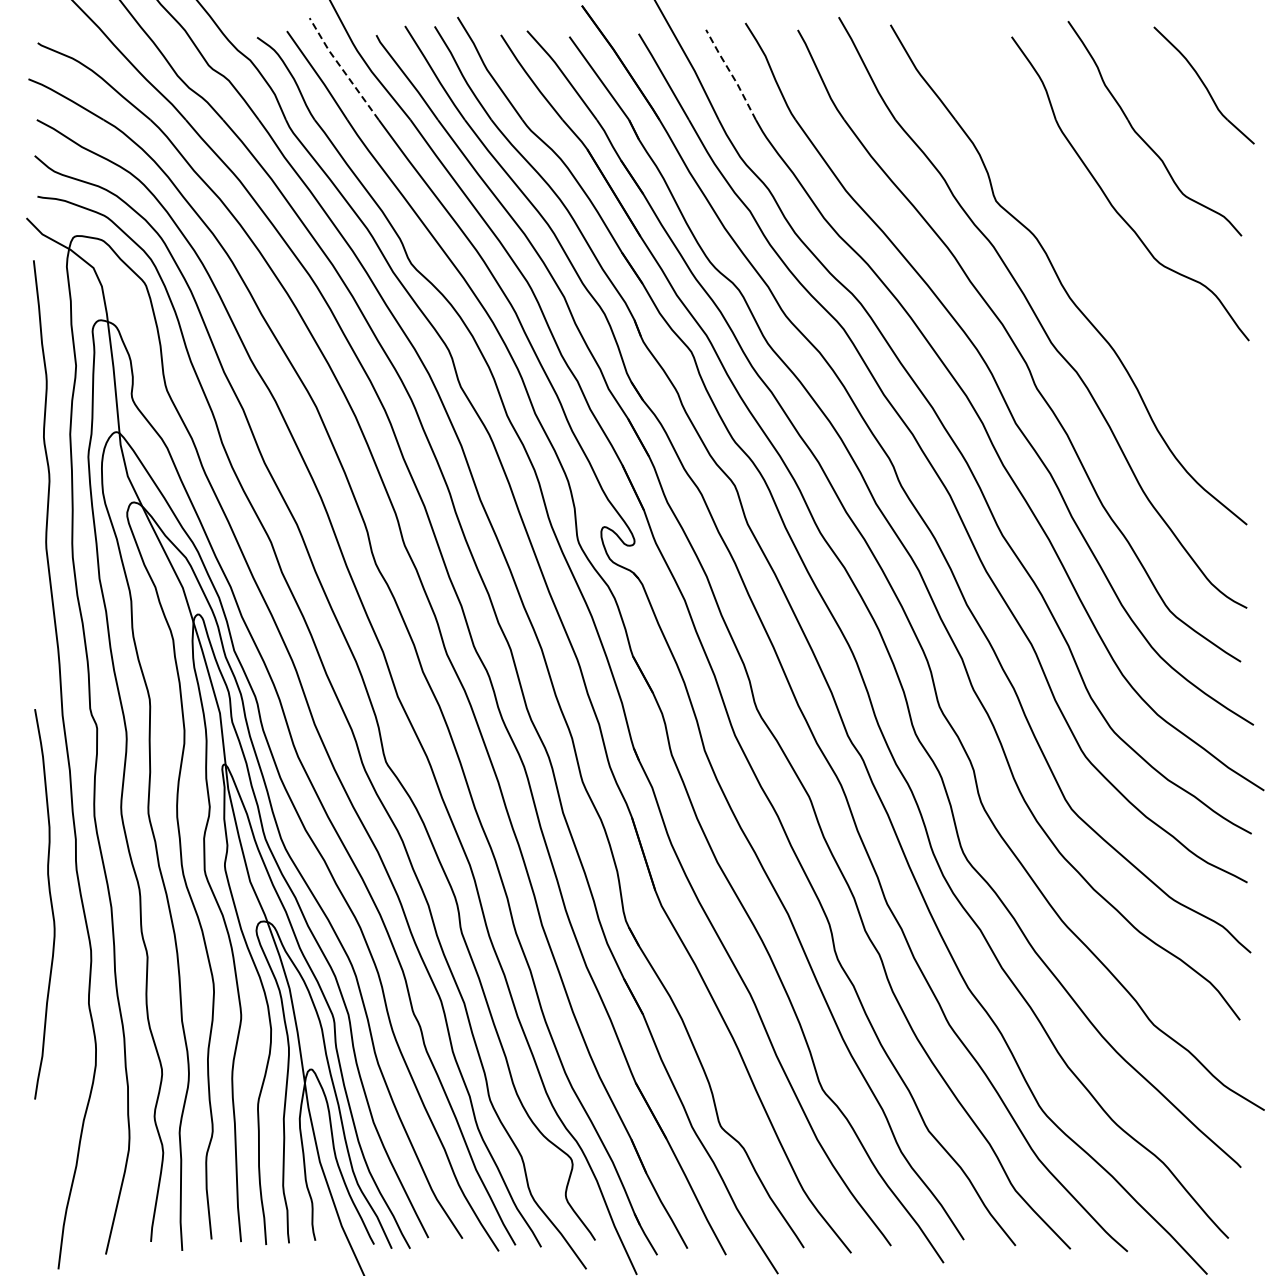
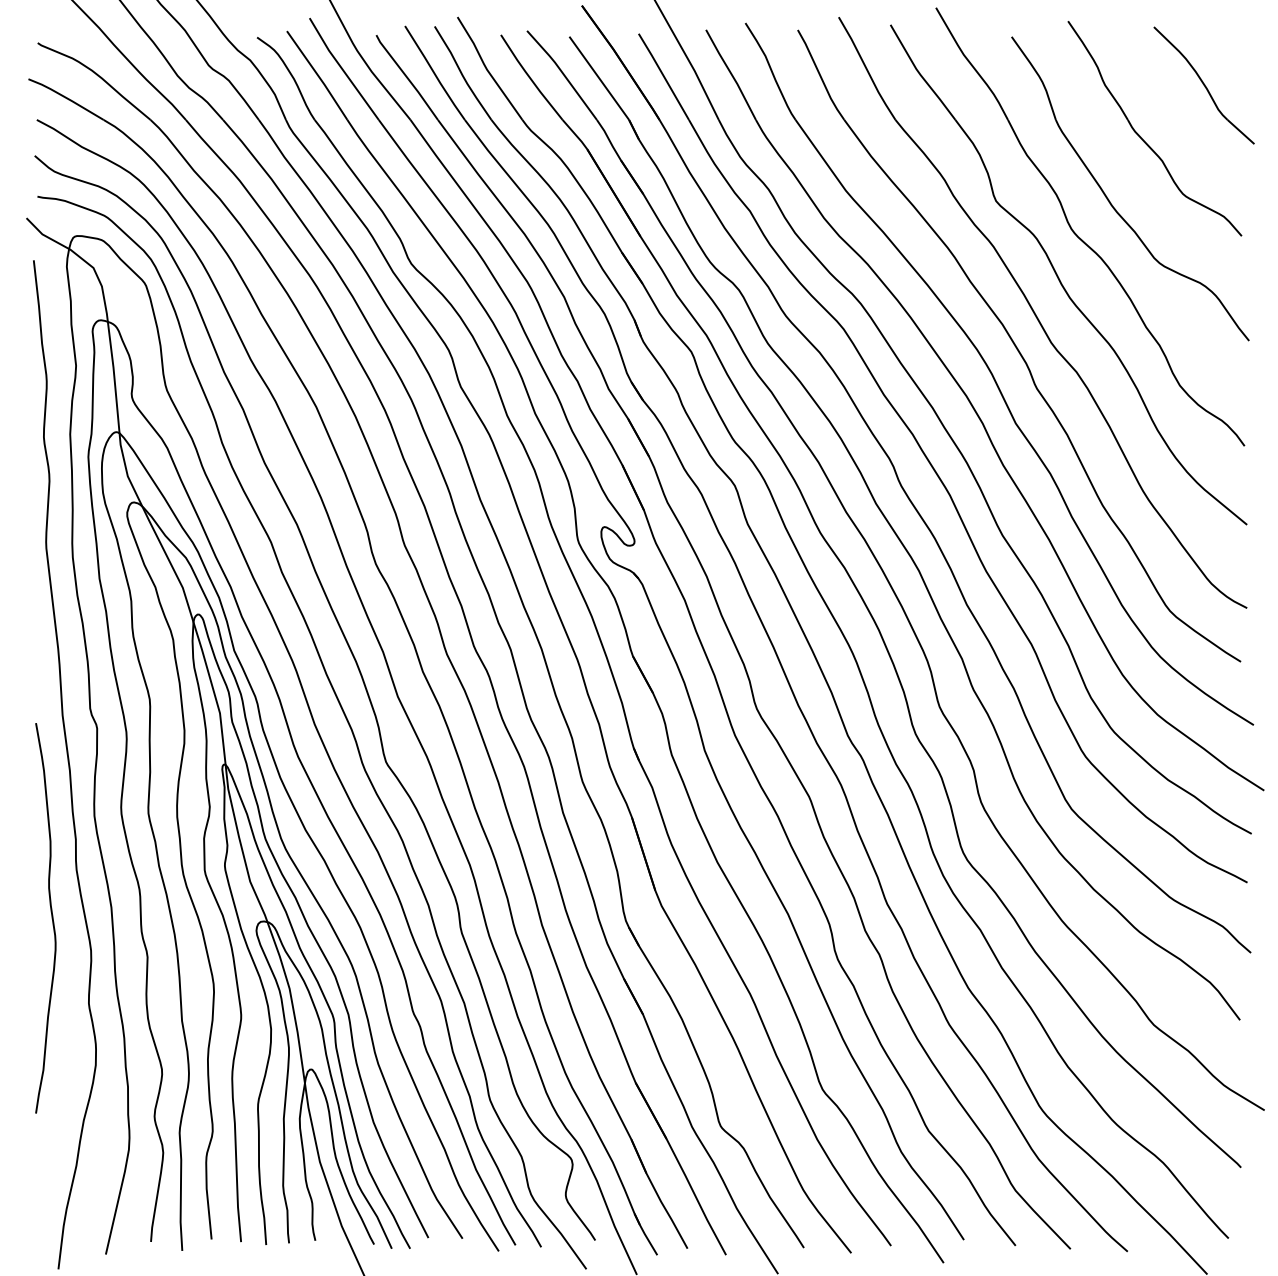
line: dashed -> solid (342, 69)
line: dashed -> solid (731, 73)
part: none -> present (1080, 237)
curve position: (50, 904) -> (51, 918) (51, 918)
